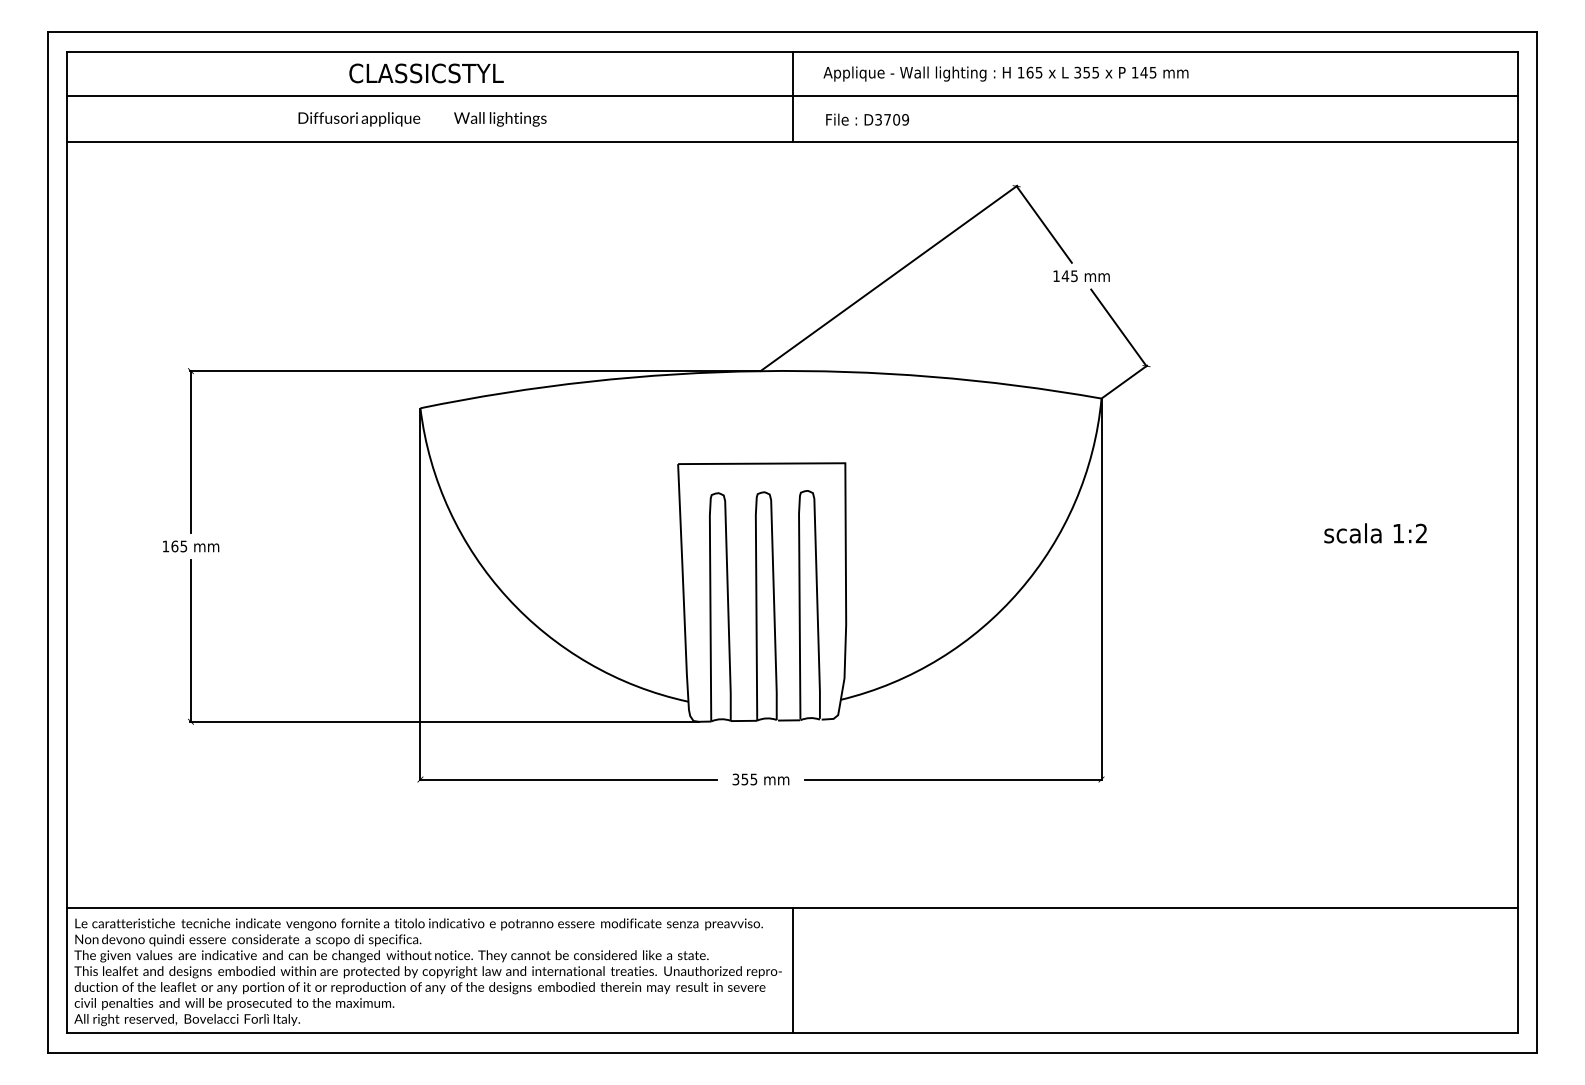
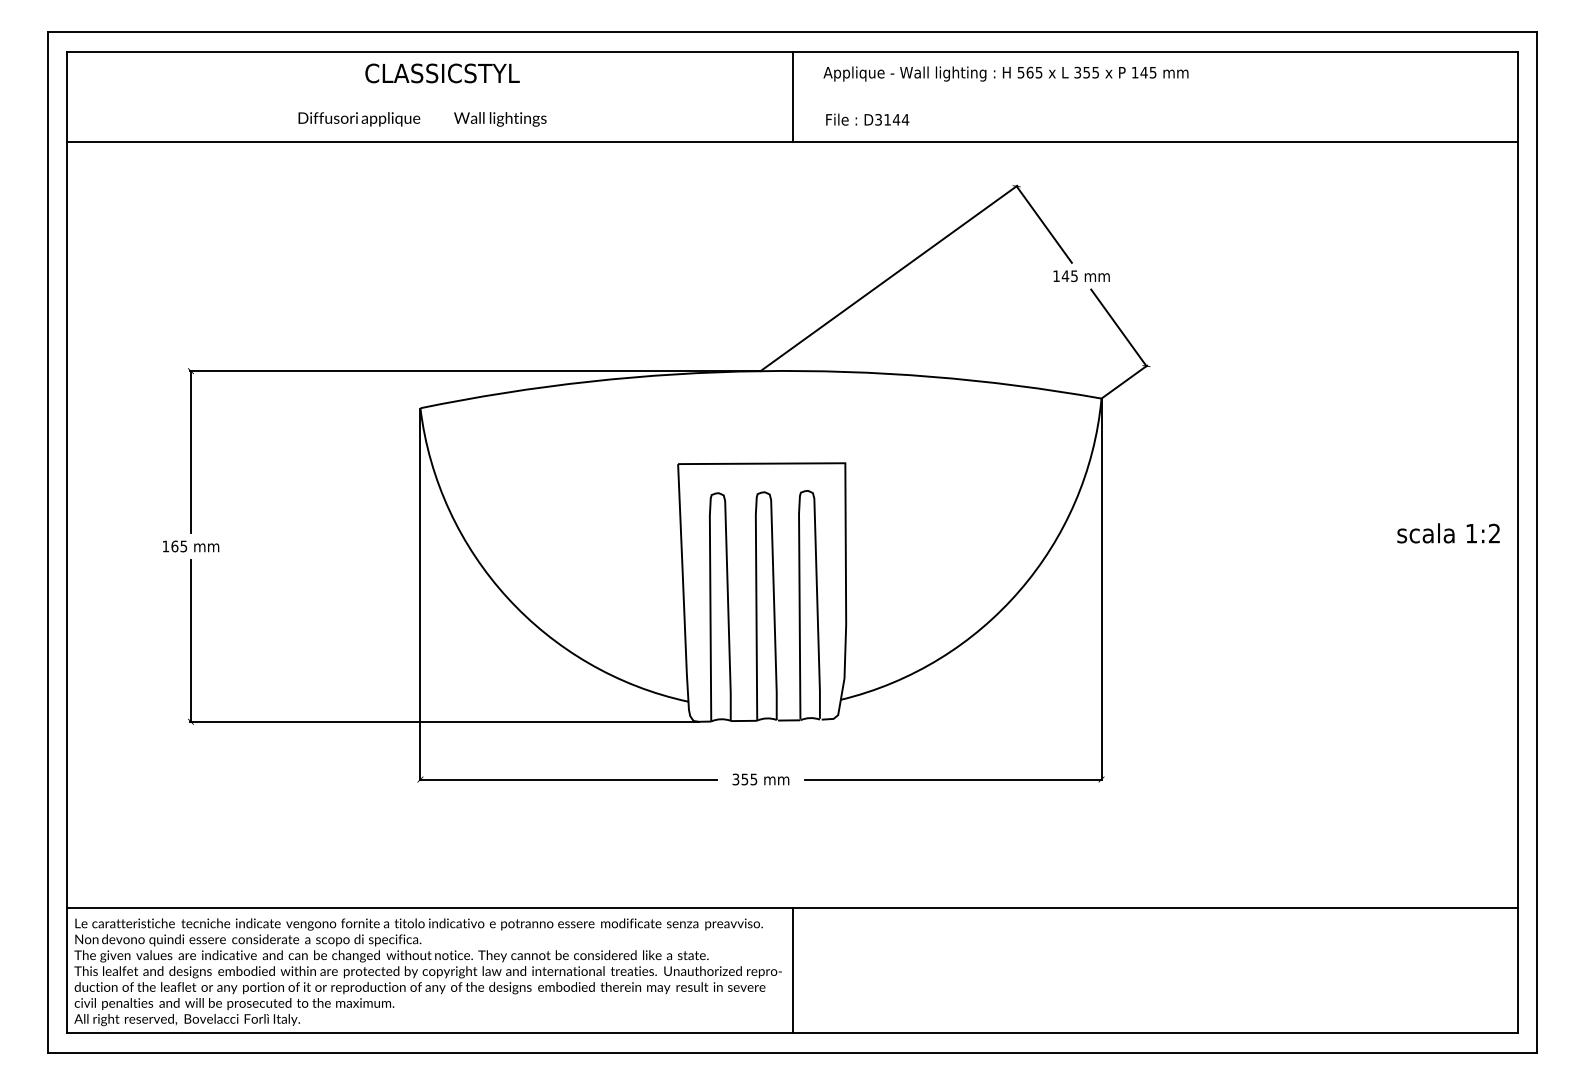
text: 165 -> 565 (1020, 72)
text position: (426, 73) -> (442, 73) (442, 73)
line: present -> none (792, 95)
text: D3709 -> D3144 (896, 119)
text position: (1375, 533) -> (1448, 533) (1448, 533)
